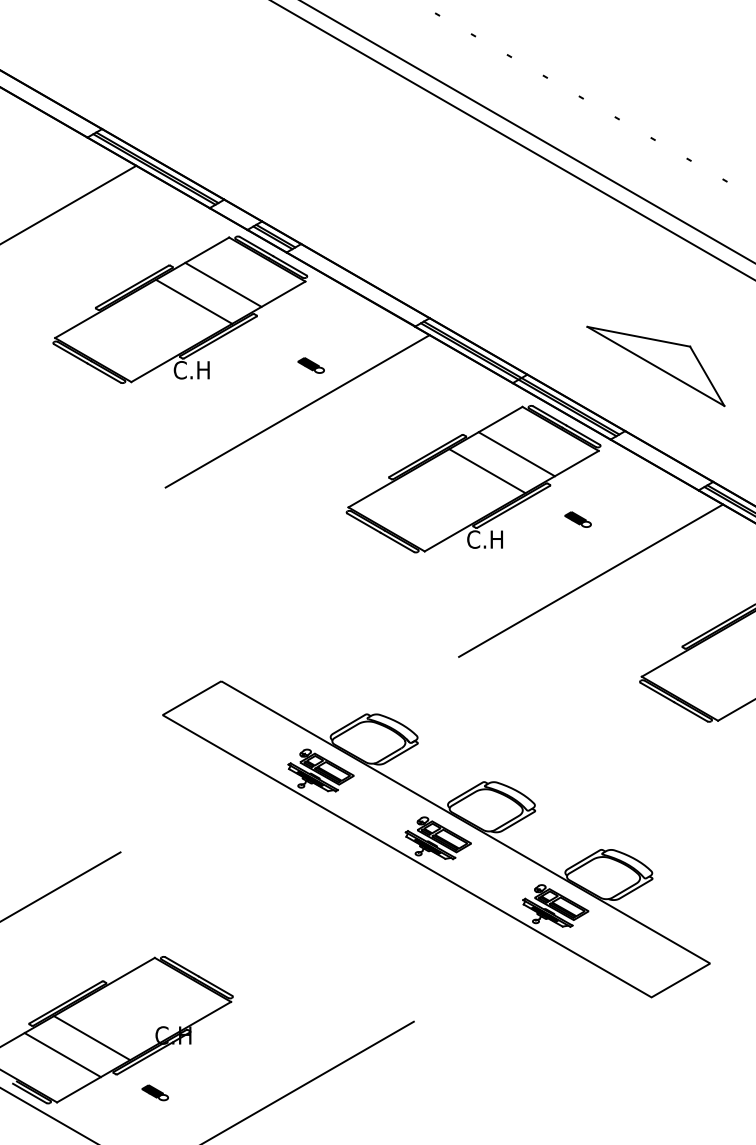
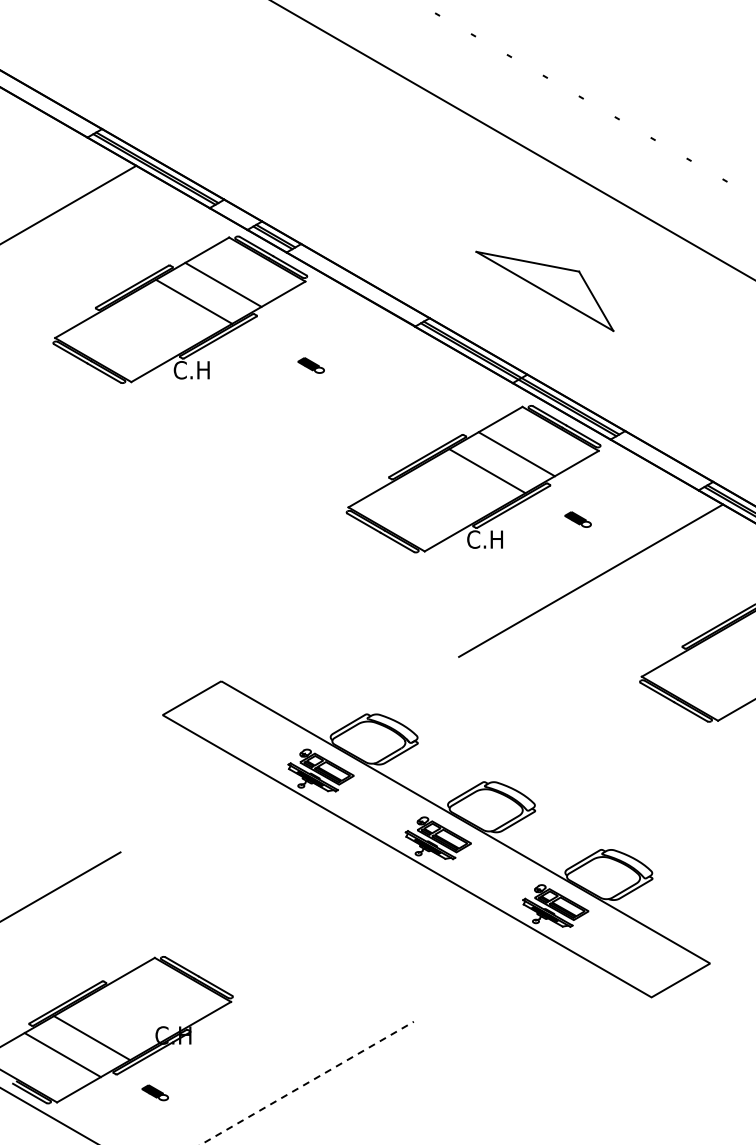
line: present -> none (527, 131)
part position: (655, 366) -> (544, 291) (544, 291)
line: present -> none (297, 411)
line: solid -> dashed (307, 1083)
